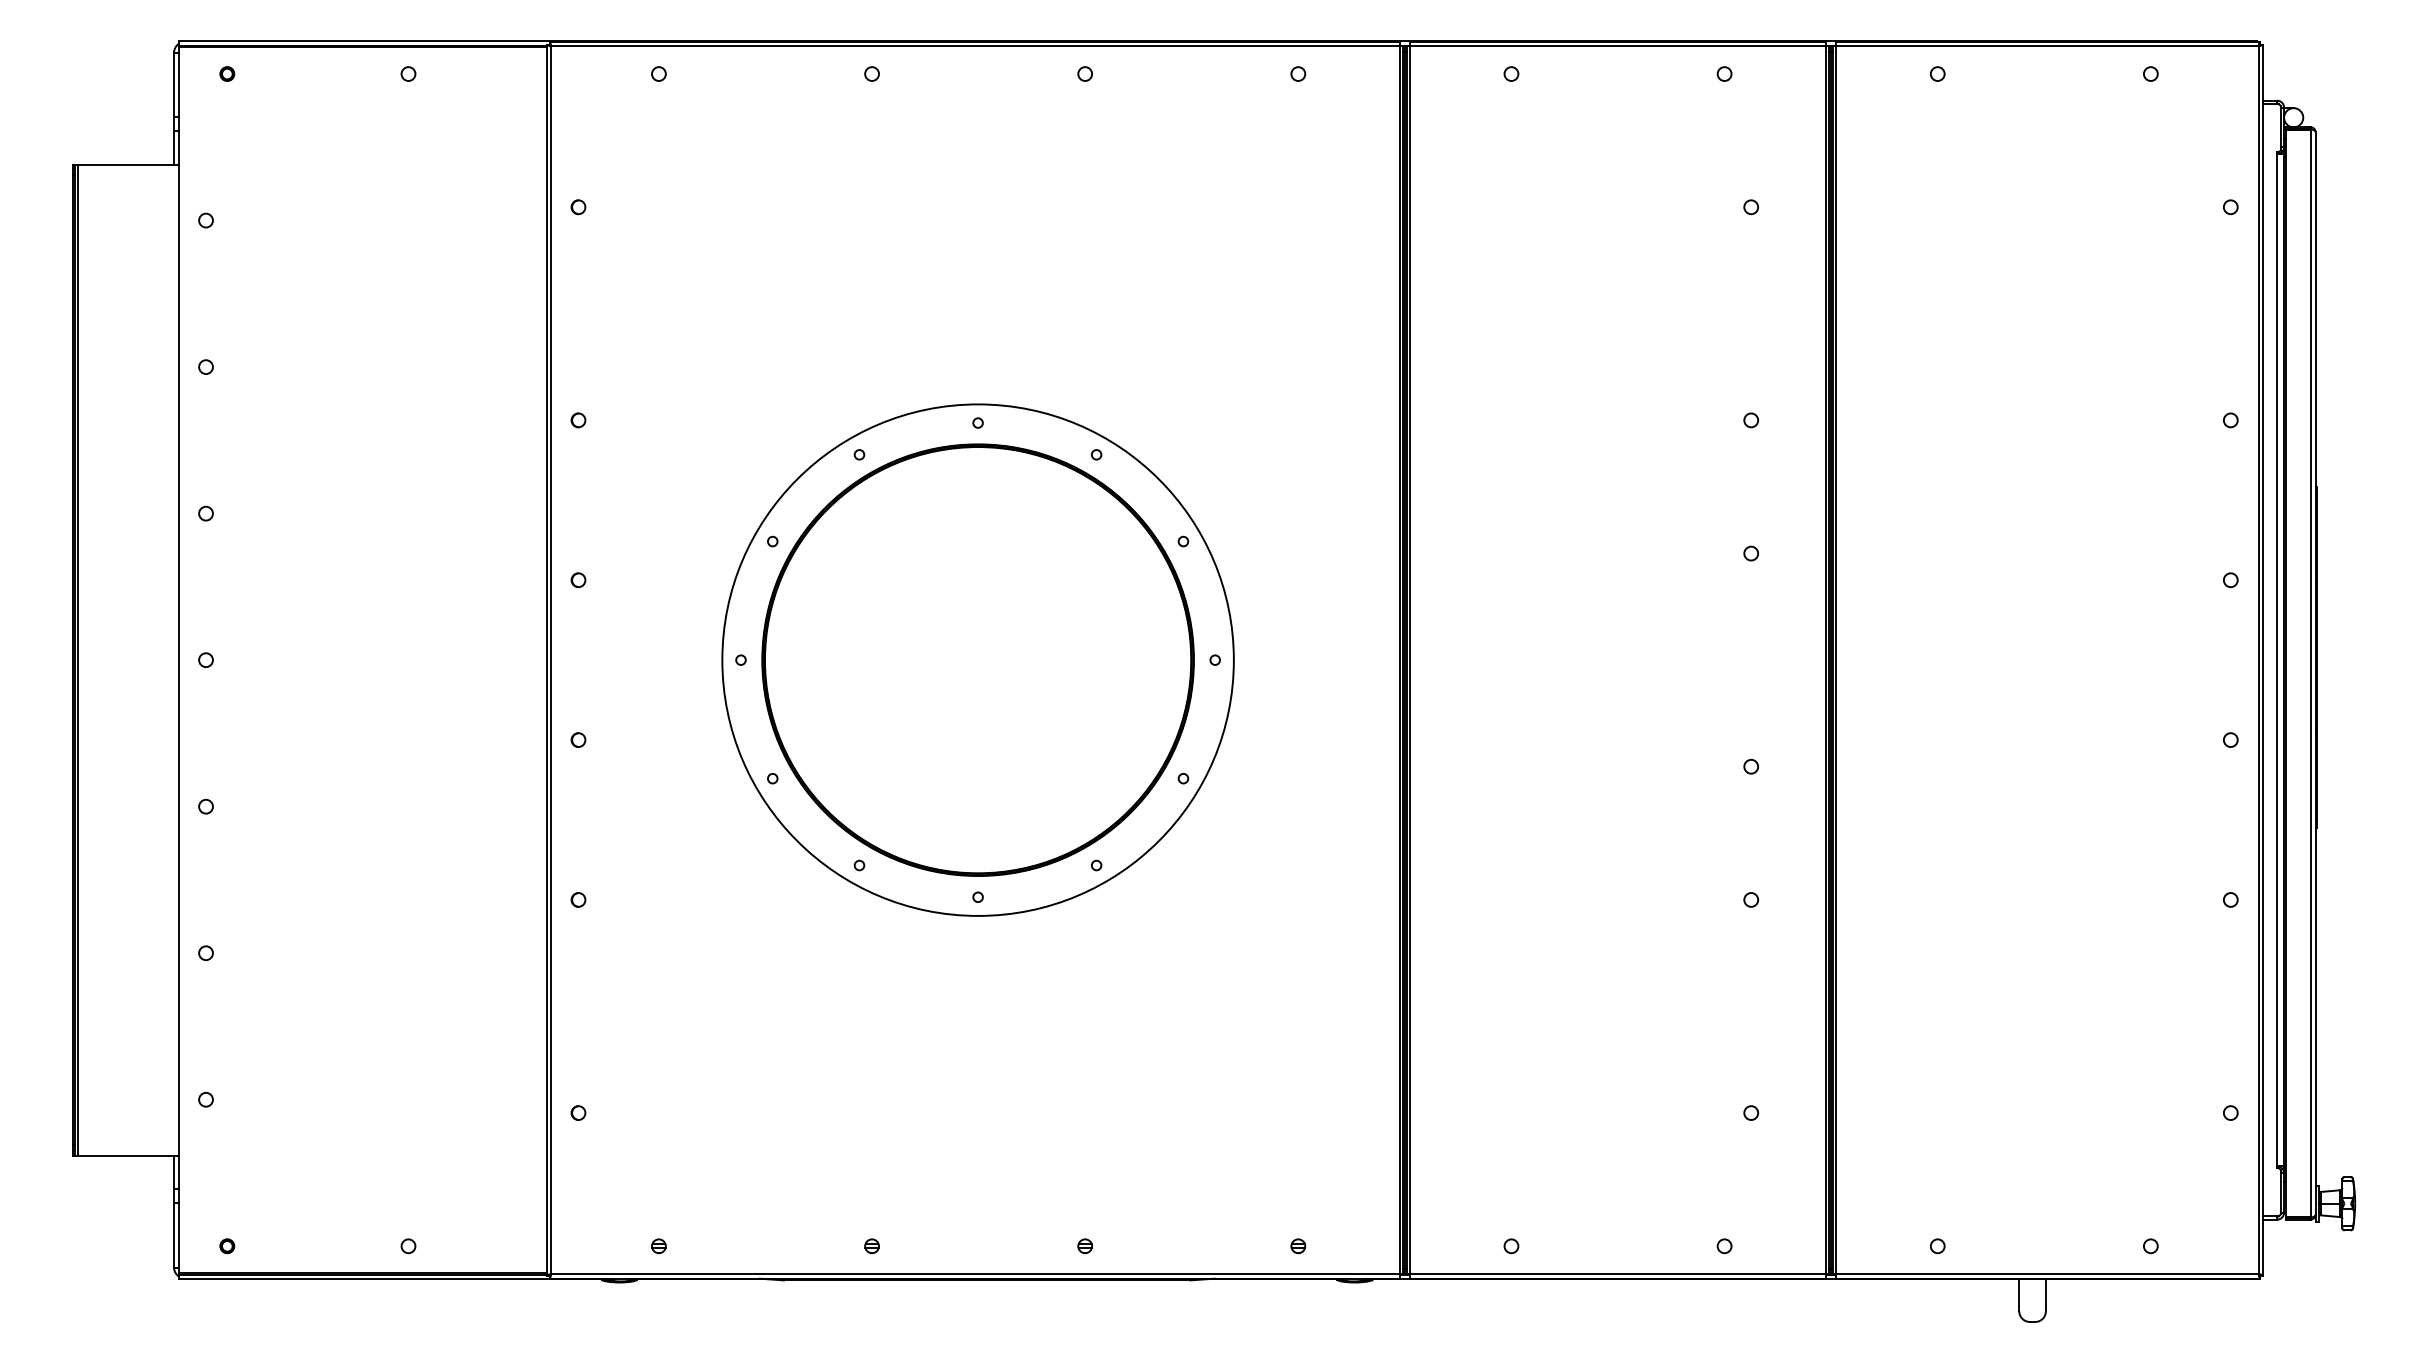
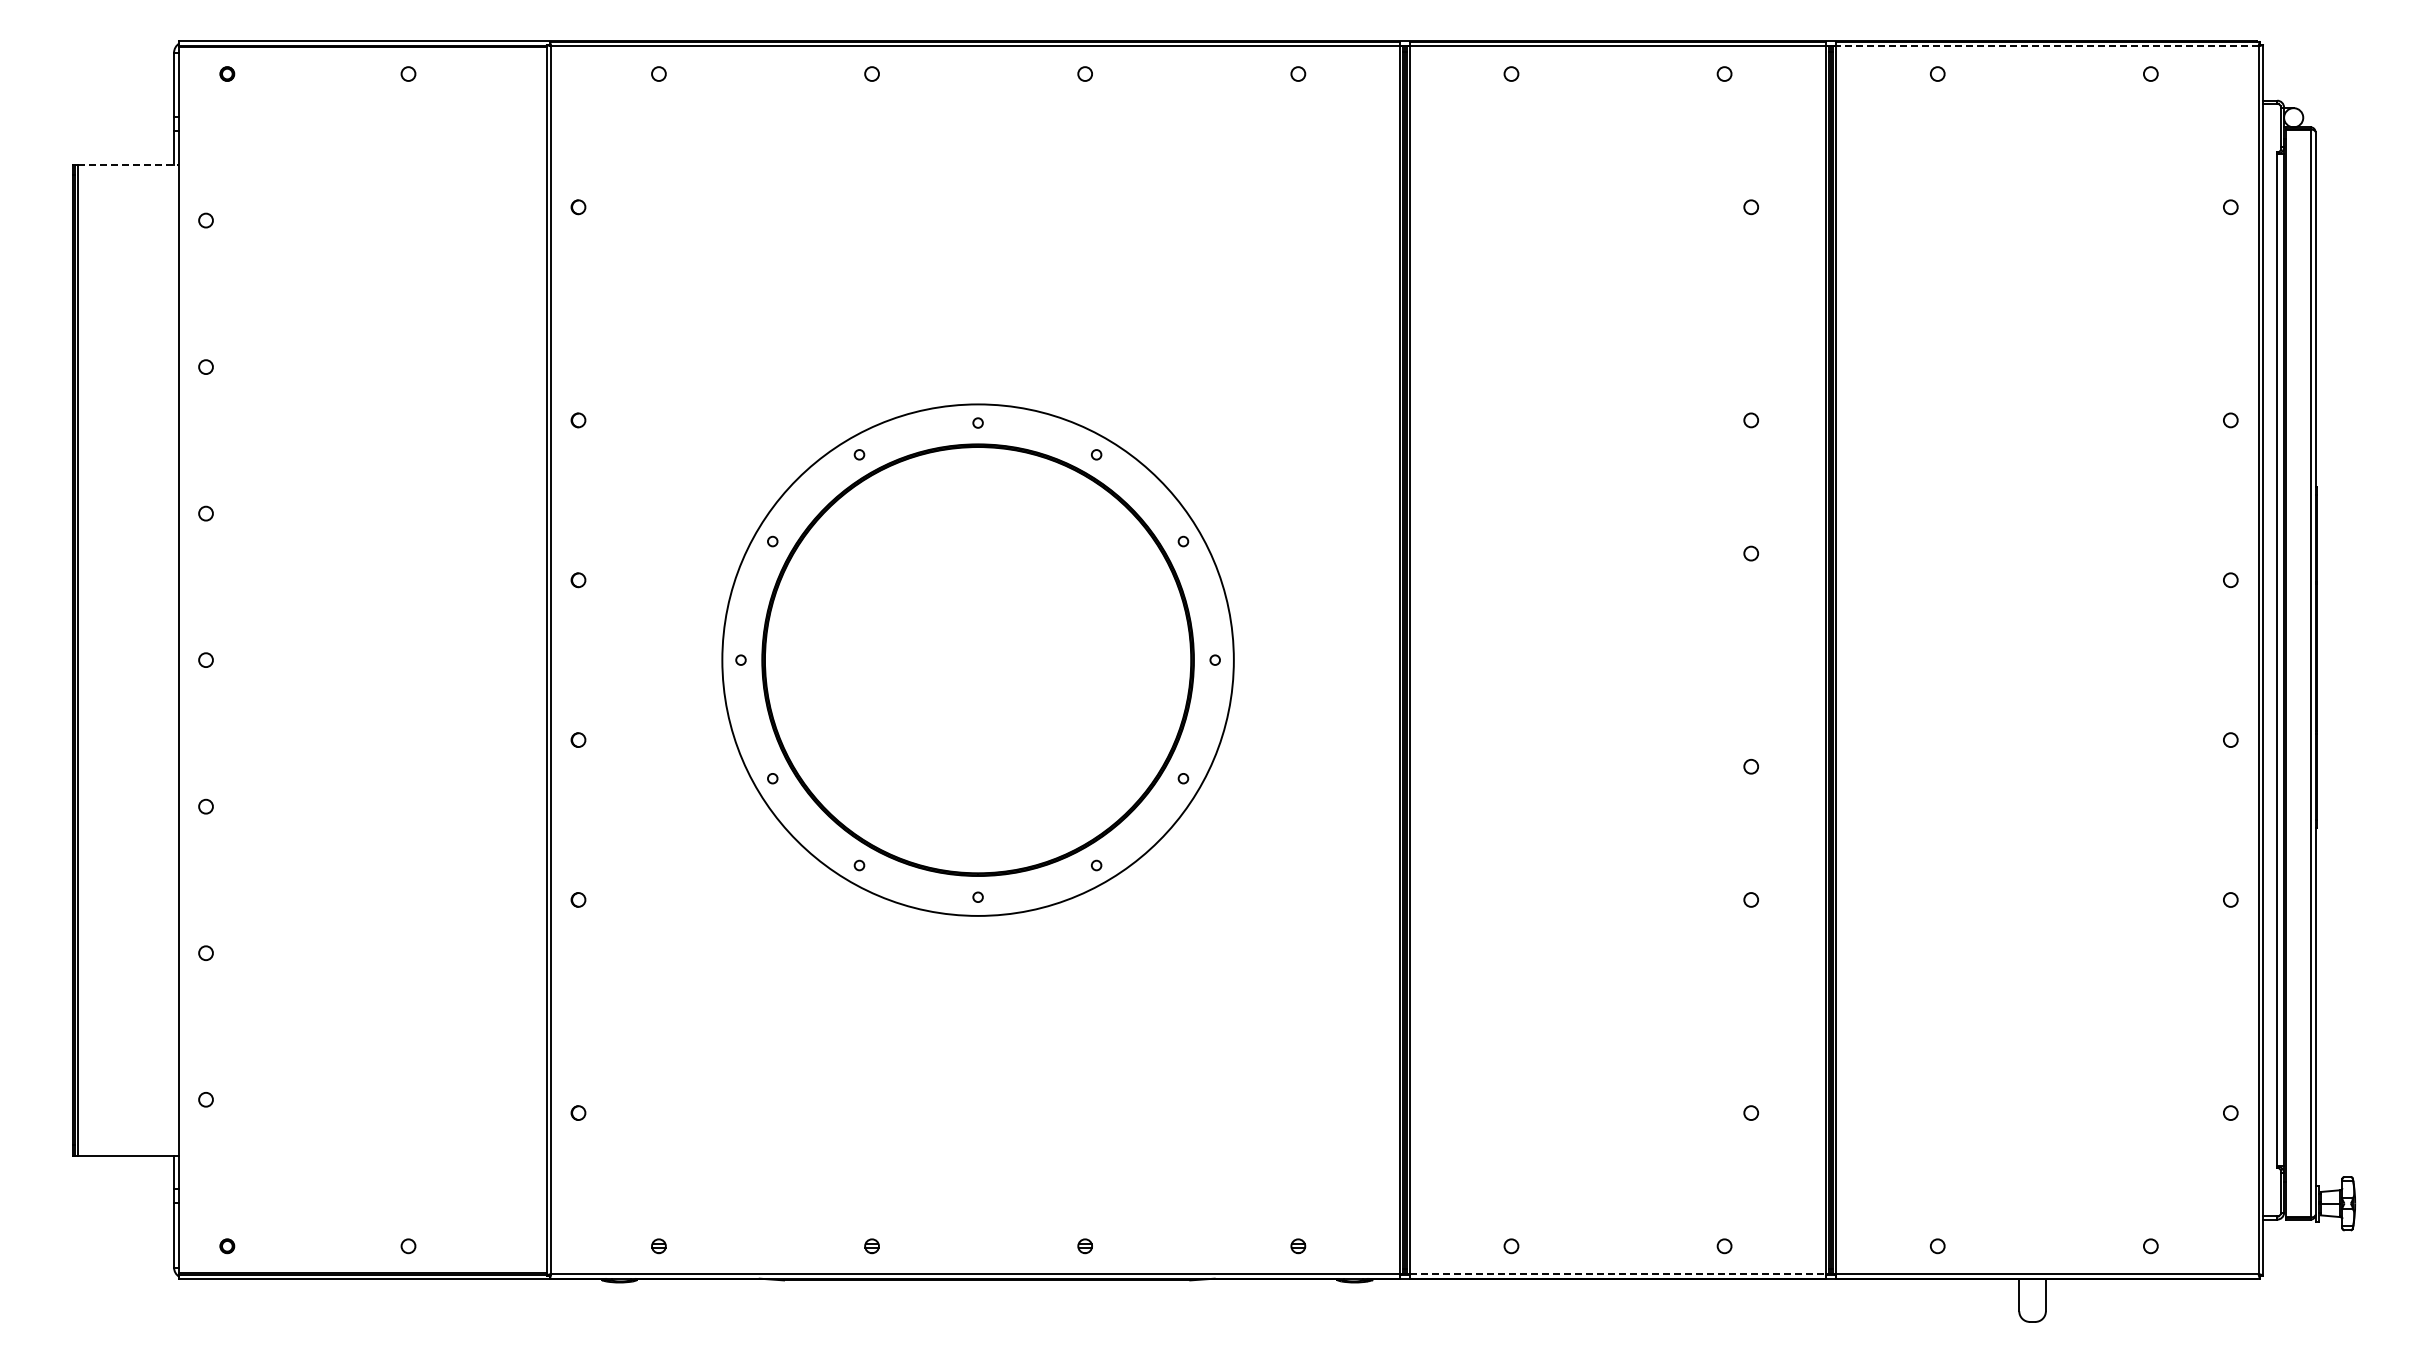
line: solid -> dashed (2046, 46)
line: solid -> dashed (128, 164)
line: solid -> dashed (1618, 1274)
